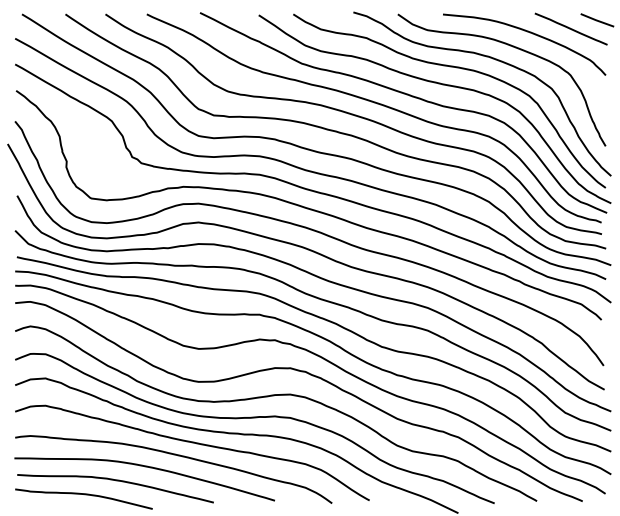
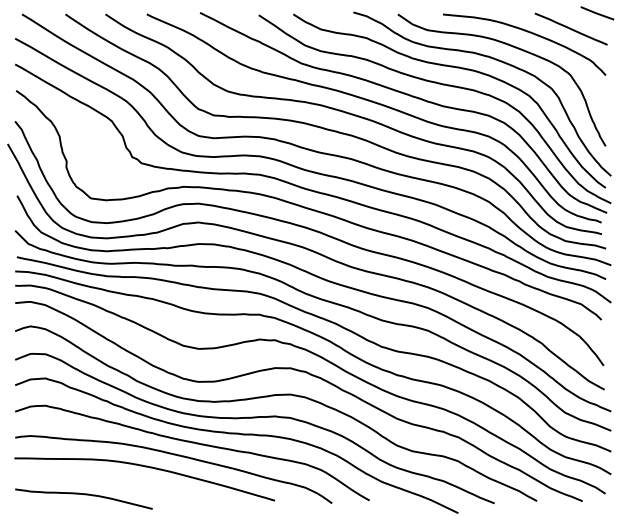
line position: (597, 20) -> (597, 13) (597, 13)
curve: present -> none (115, 481)
